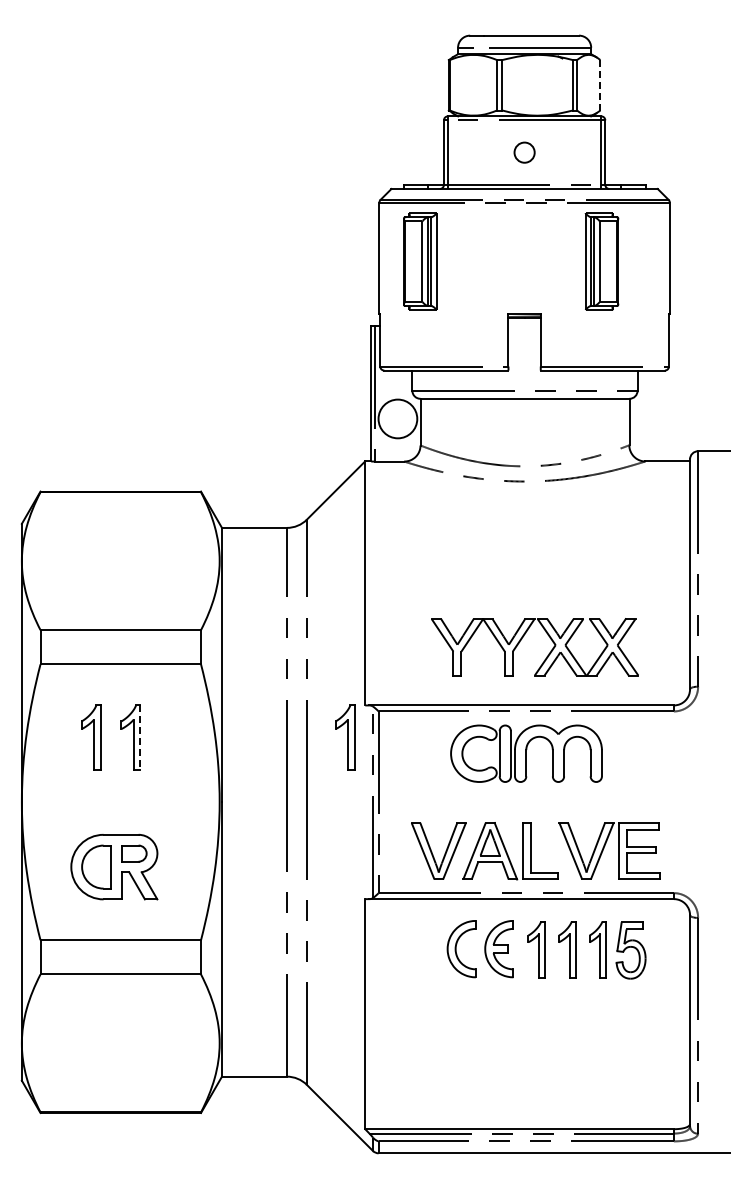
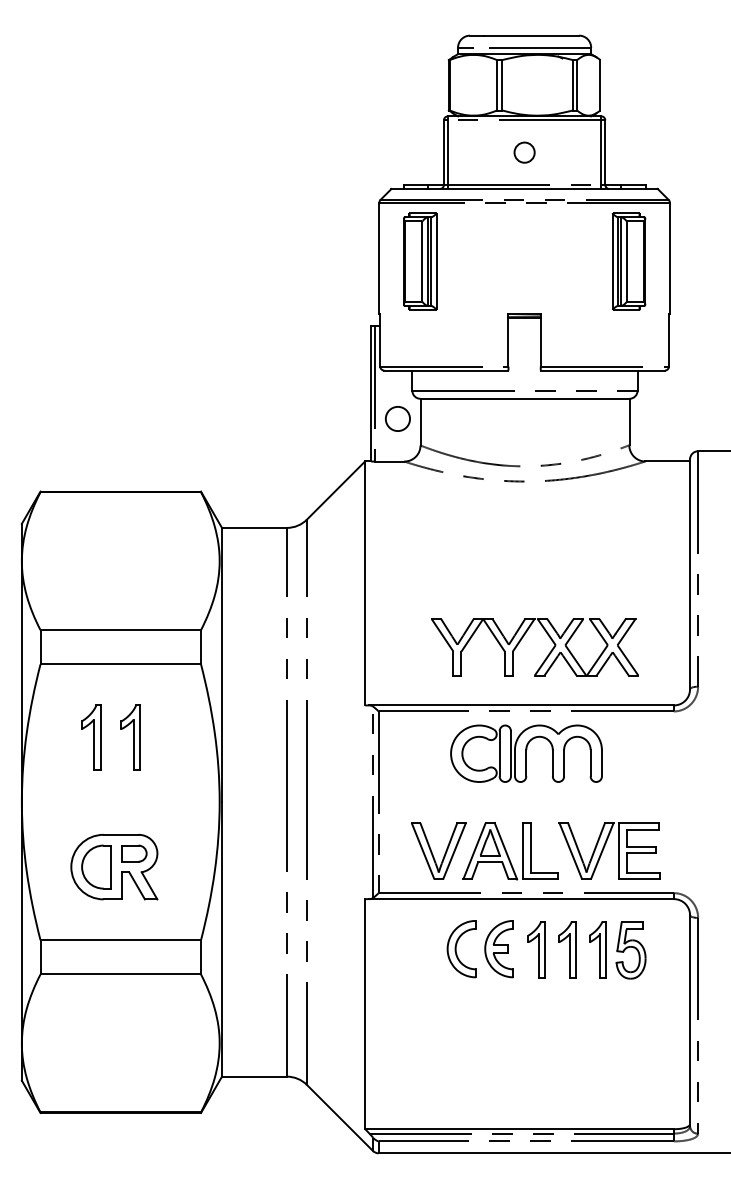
line: dashed -> solid (600, 85)
part position: (601, 261) -> (628, 261) (628, 261)
circle diameter: 39 px -> 24 px (397, 418)
part: present -> none (345, 737)
line: dashed -> solid (140, 738)
